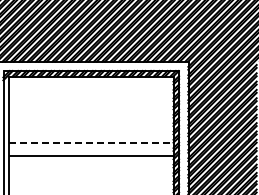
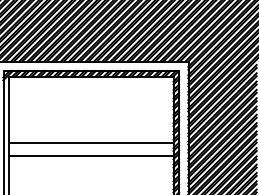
line: dashed -> solid (92, 143)
